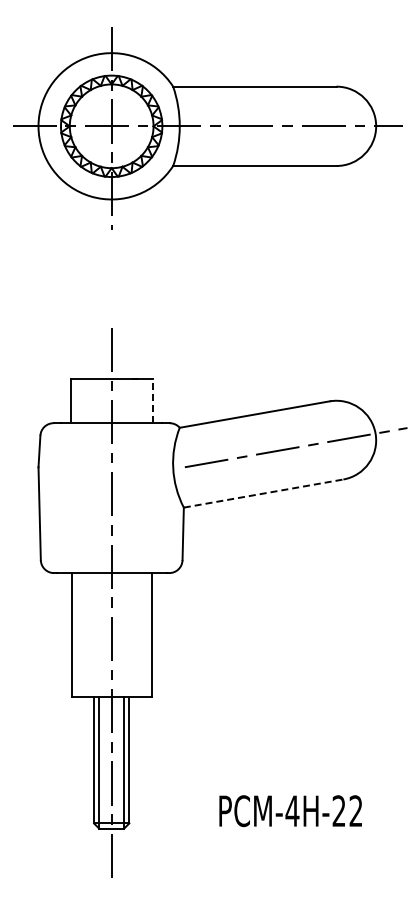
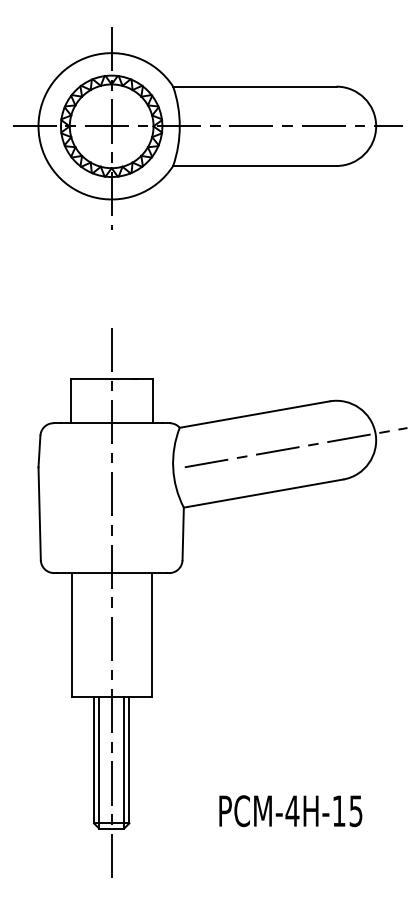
line: dashed -> solid (152, 400)
line: dashed -> solid (263, 493)
text: PCM-4H-22 -> PCM-4H-15 (347, 811)
